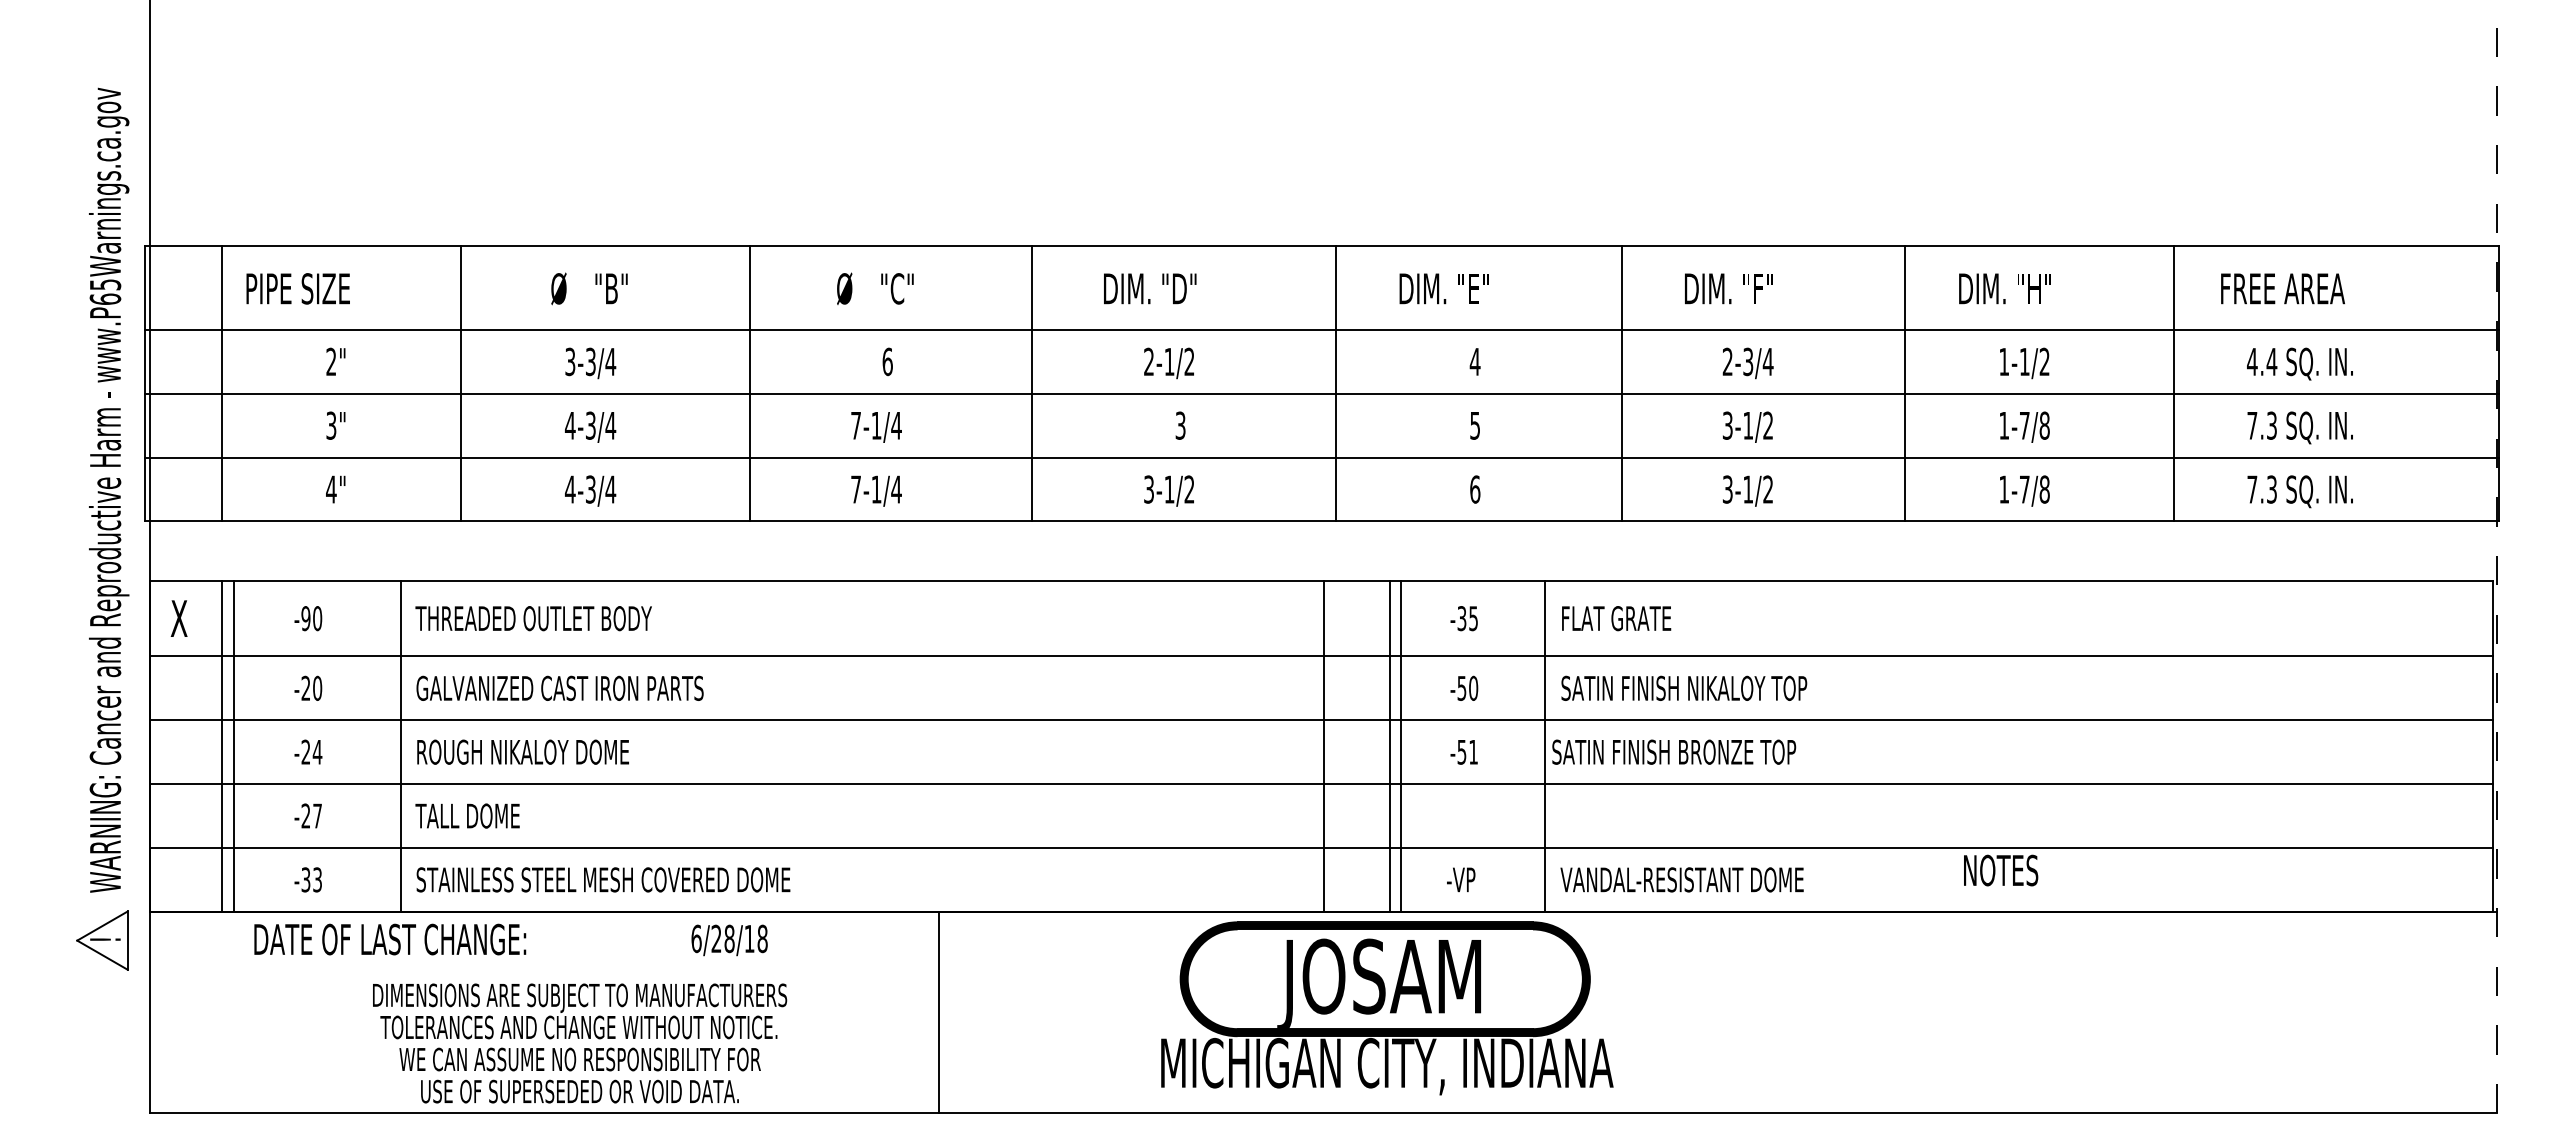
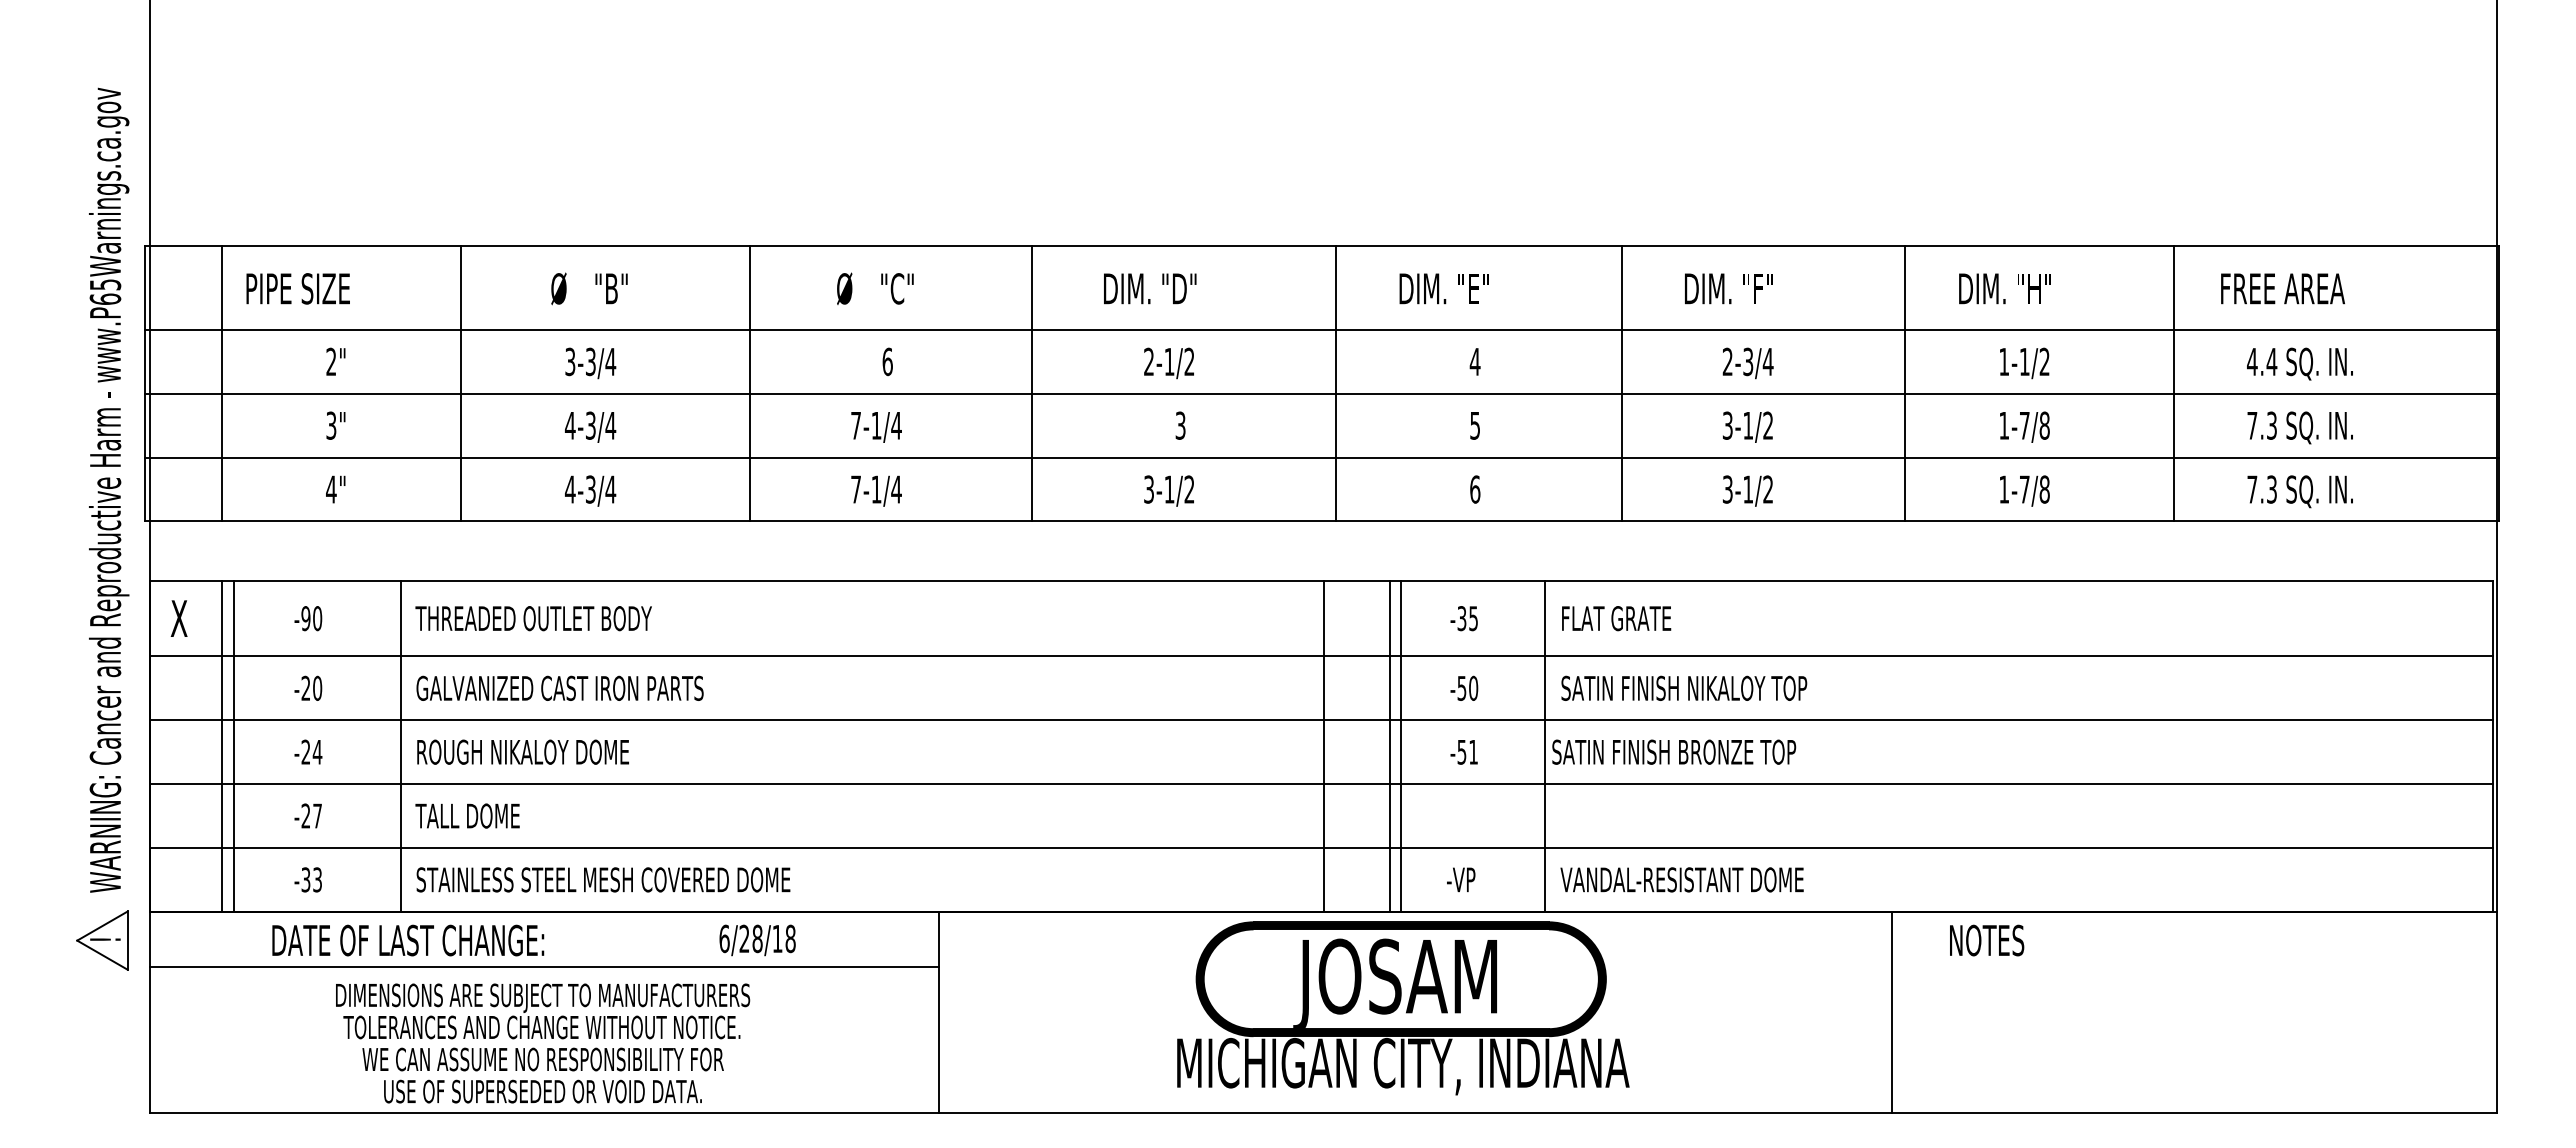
line: dashed -> solid (2497, 556)
text position: (2001, 870) -> (1987, 940) (1987, 940)
text position: (390, 939) -> (408, 940) (408, 940)
text position: (729, 940) -> (757, 940) (757, 940)
line: none -> present (543, 966)
part position: (1387, 1008) -> (1403, 1008) (1403, 1008)
line: none -> present (1892, 1012)
text position: (580, 1043) -> (543, 1043) (543, 1043)
